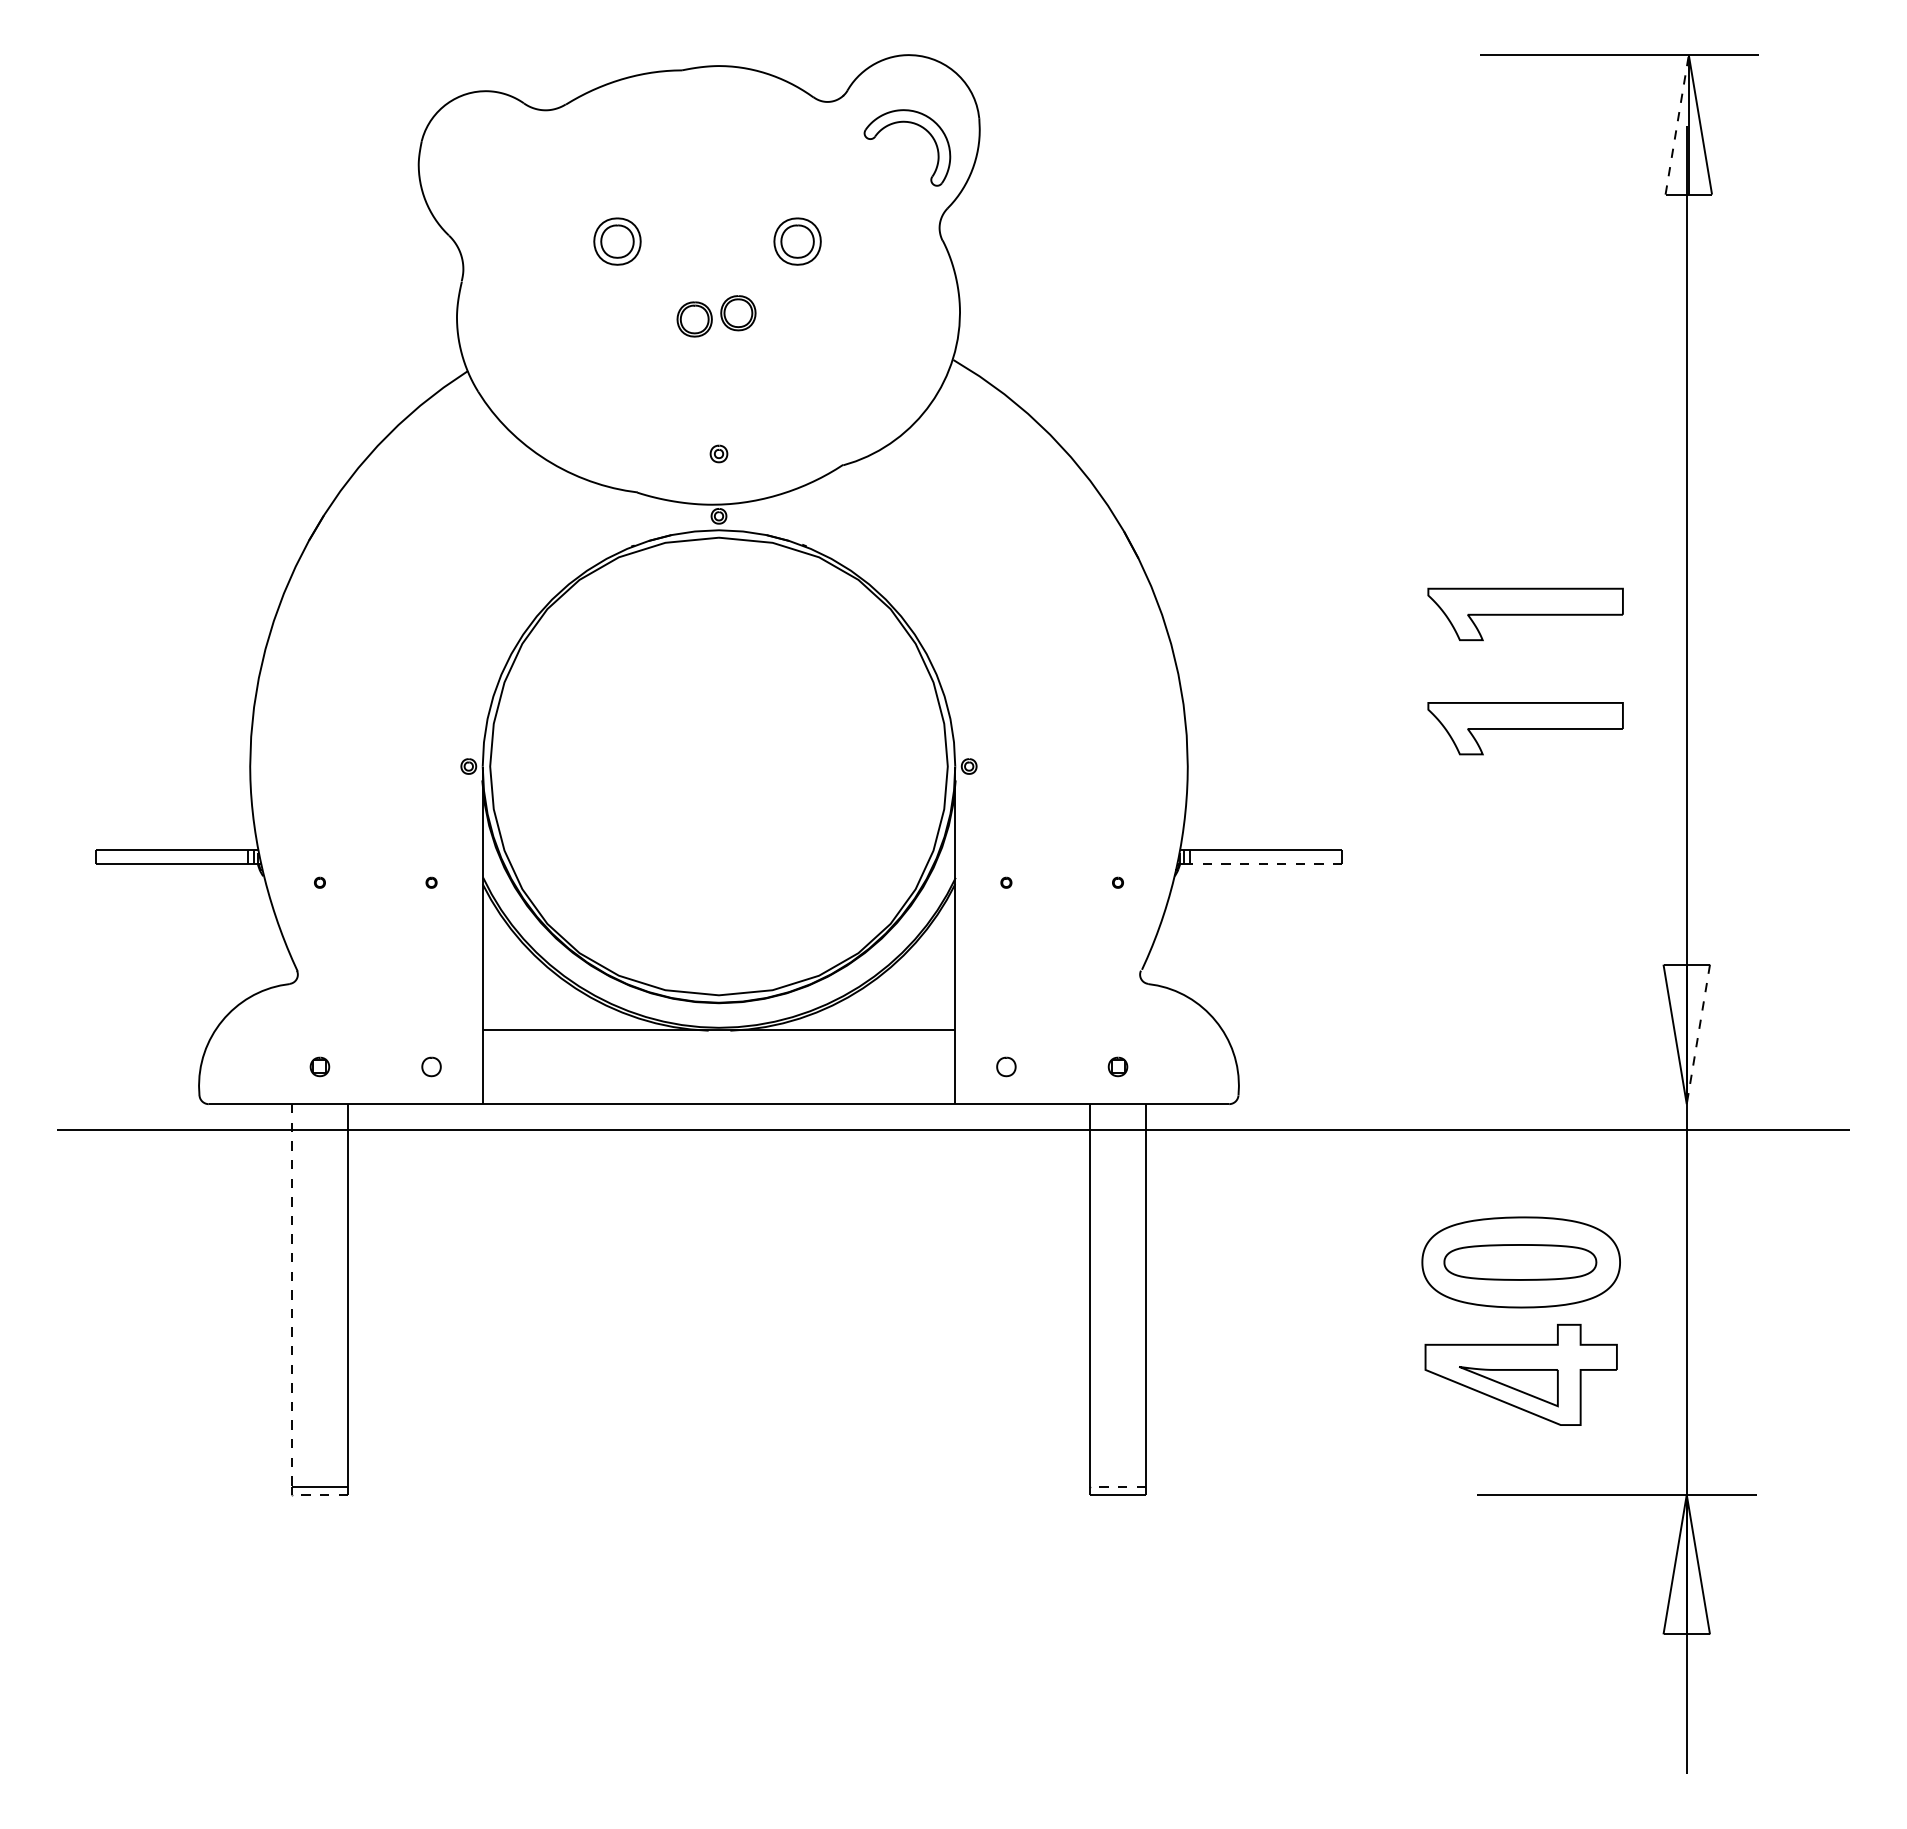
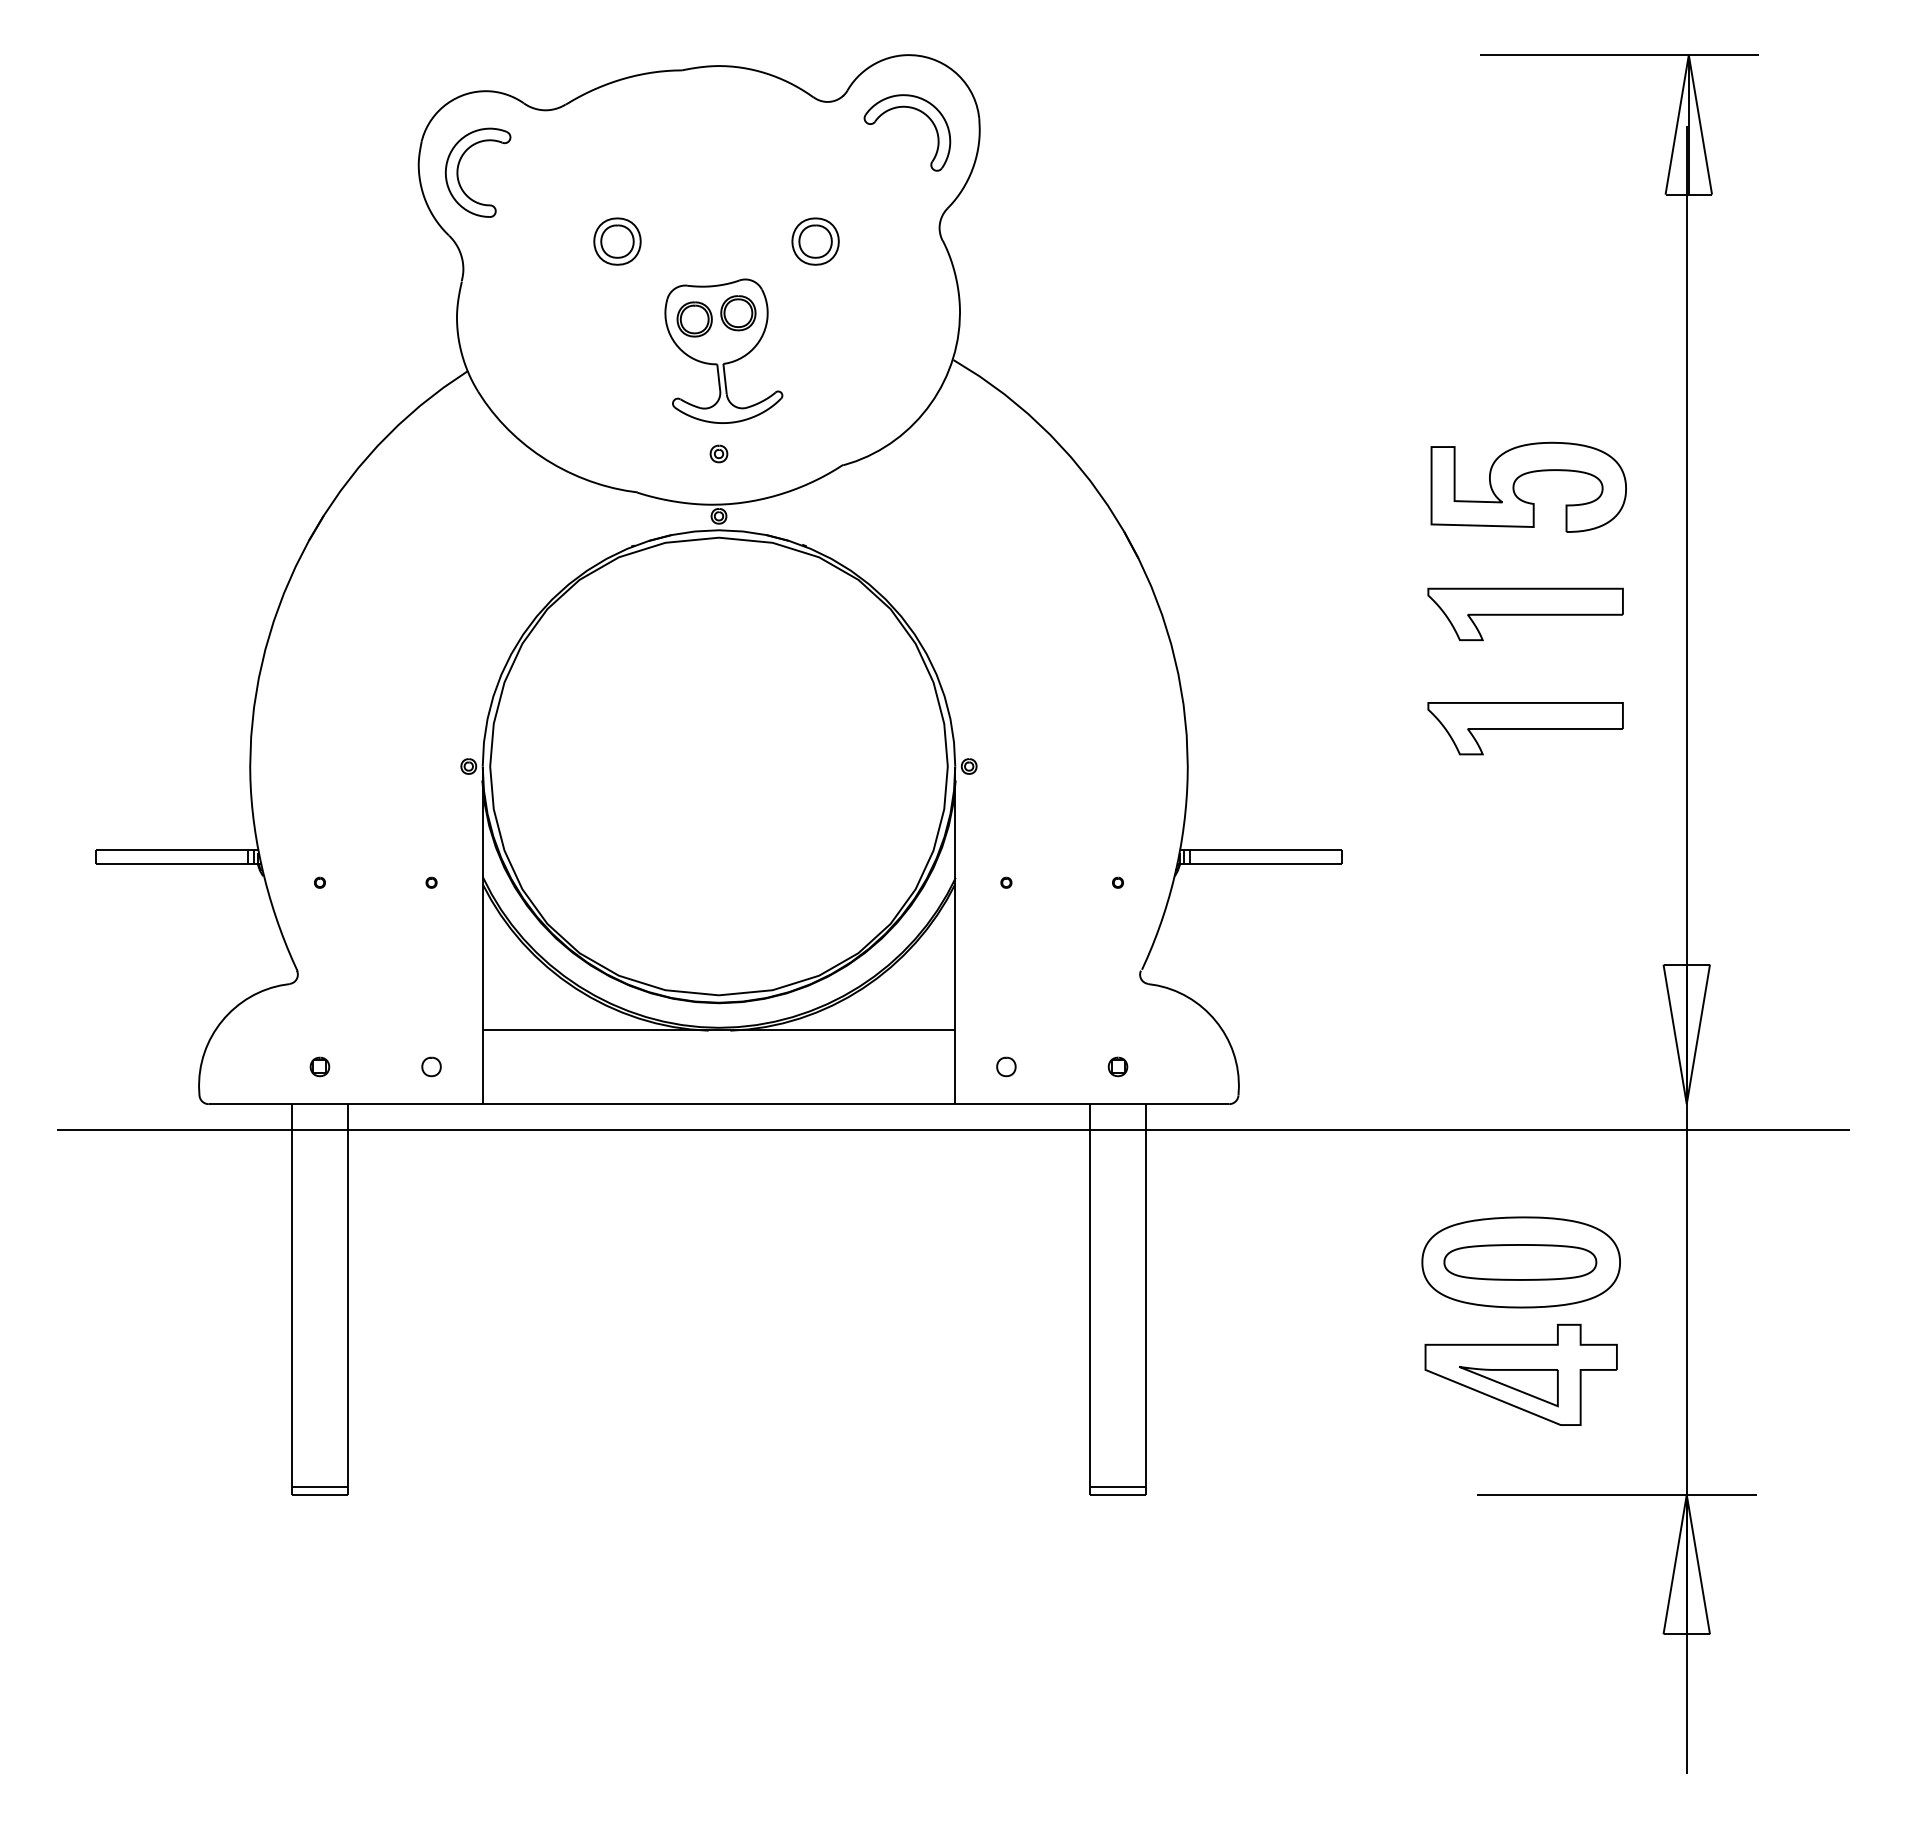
line: dashed -> solid (1677, 124)
part position: (918, 126) -> (918, 111) (918, 111)
part: none -> present (458, 172)
part position: (797, 241) -> (815, 241) (815, 241)
part: none -> present (723, 350)
part: none -> present (1520, 477)
line: dashed -> solid (1265, 864)
line: dashed -> solid (1698, 1034)
line: dashed -> solid (292, 1295)
line: dashed -> solid (1118, 1487)
line: dashed -> solid (319, 1494)
